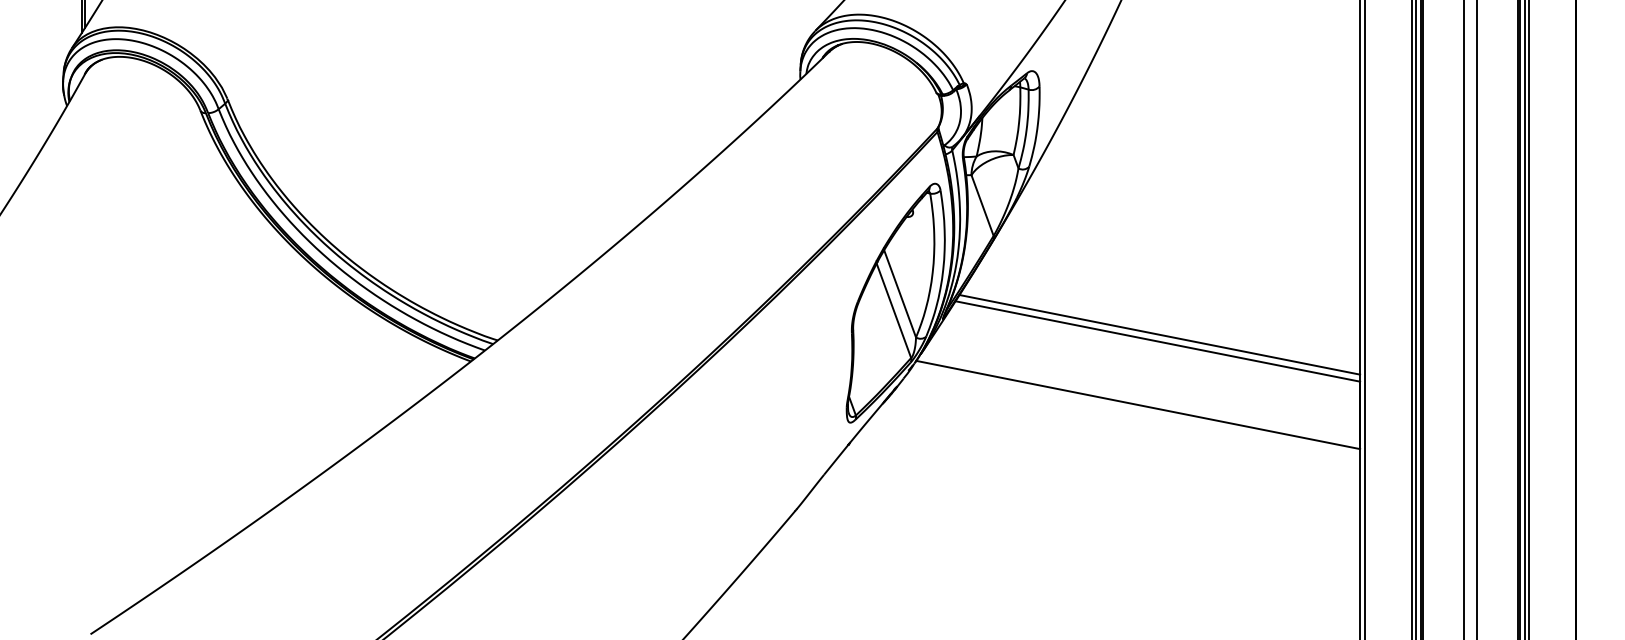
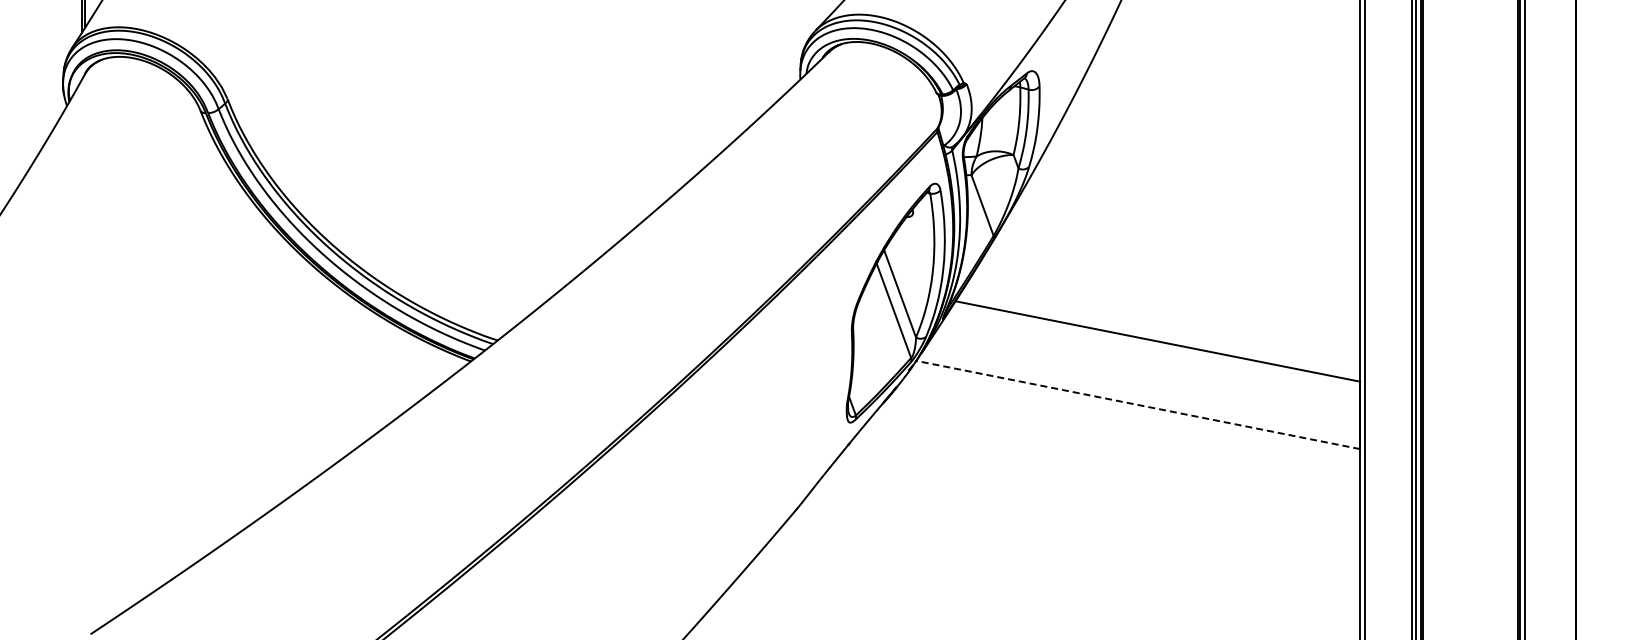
line: present -> none (1463, 319)
line: present -> none (1477, 319)
line: present -> none (1529, 319)
line: present -> none (1159, 334)
line: solid -> dashed (1137, 404)
